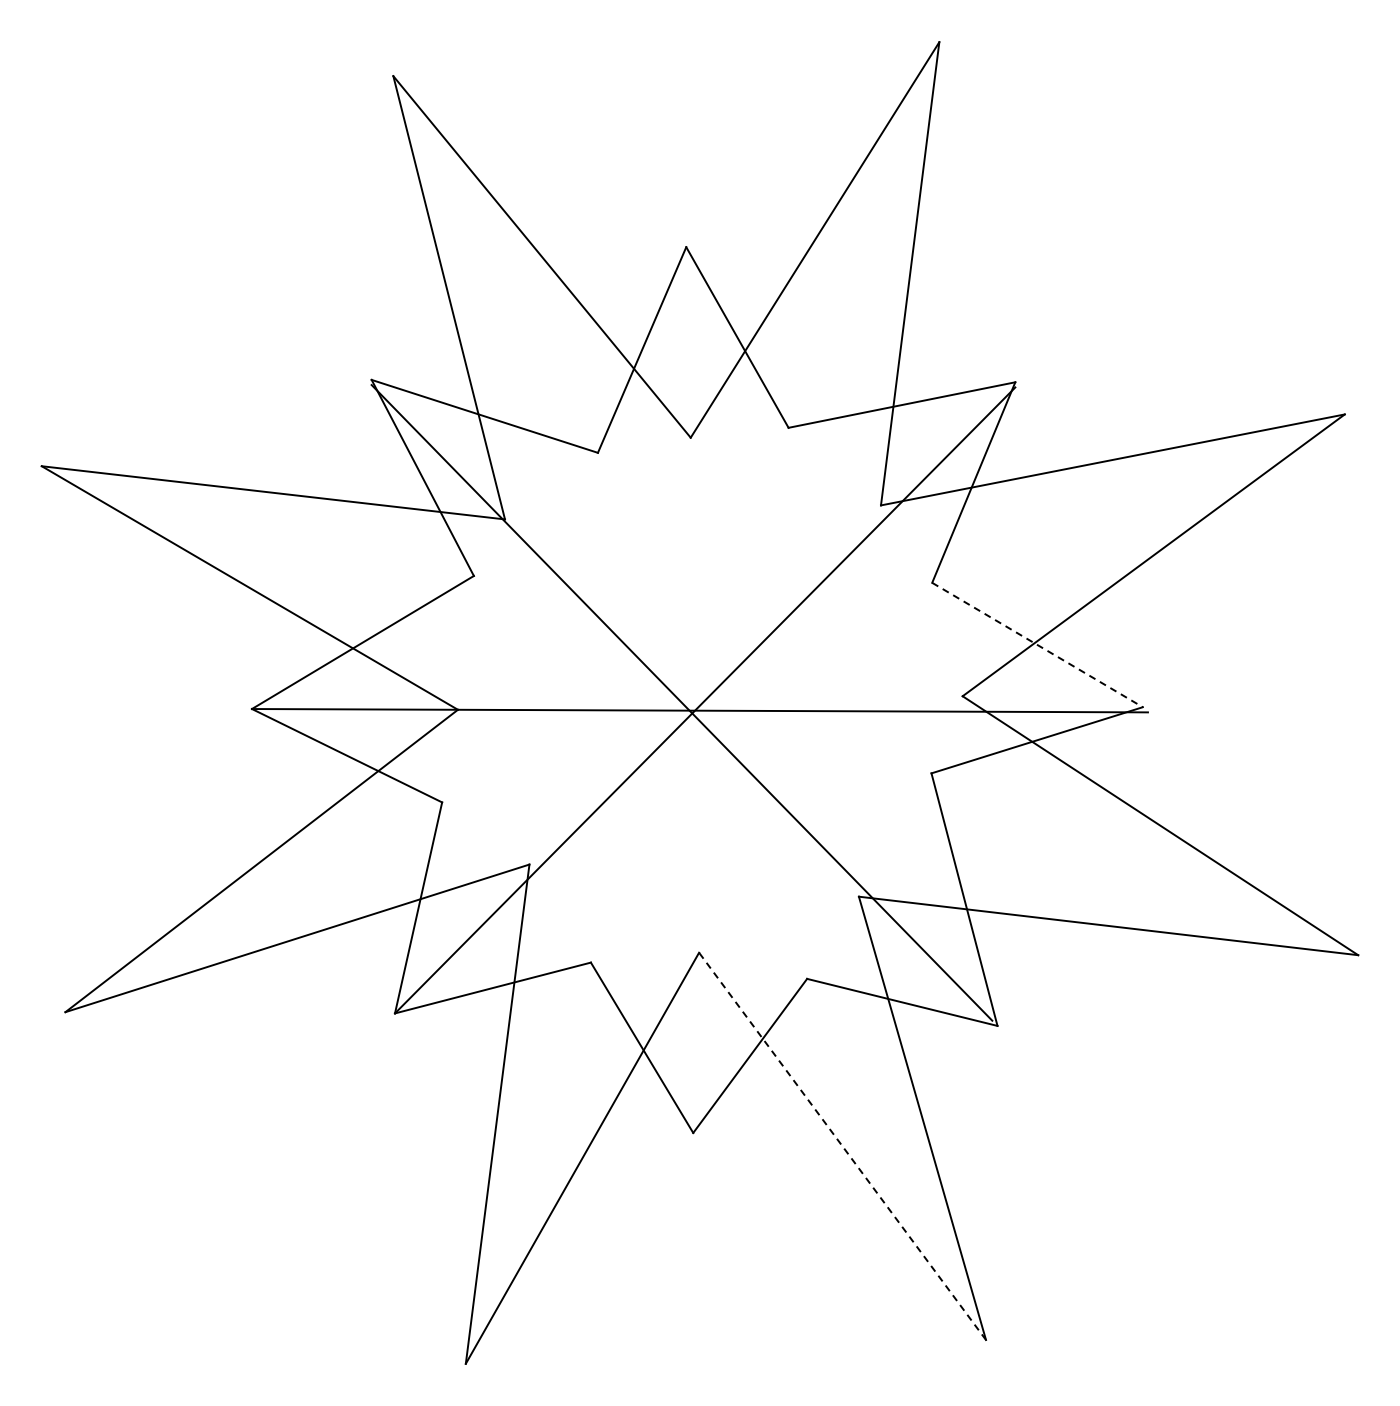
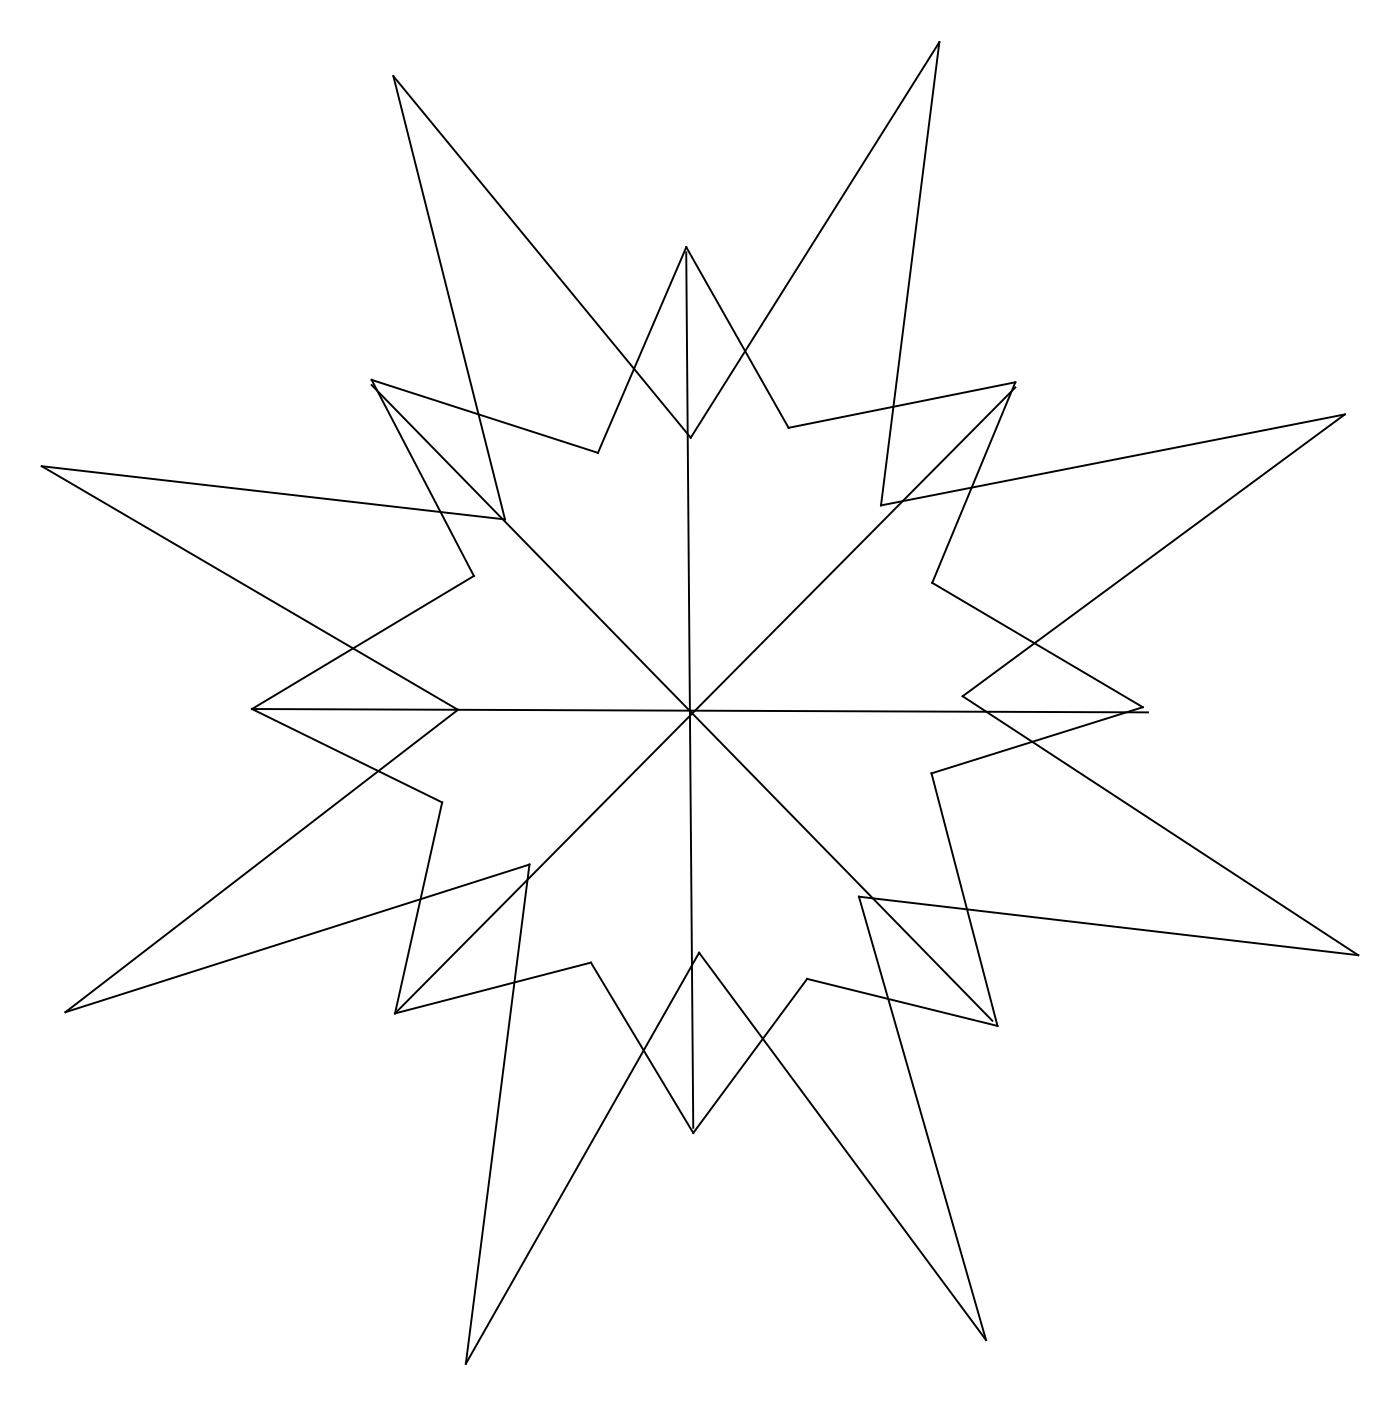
line: dashed -> solid (1037, 645)
line: none -> present (689, 689)
line: dashed -> solid (842, 1145)
